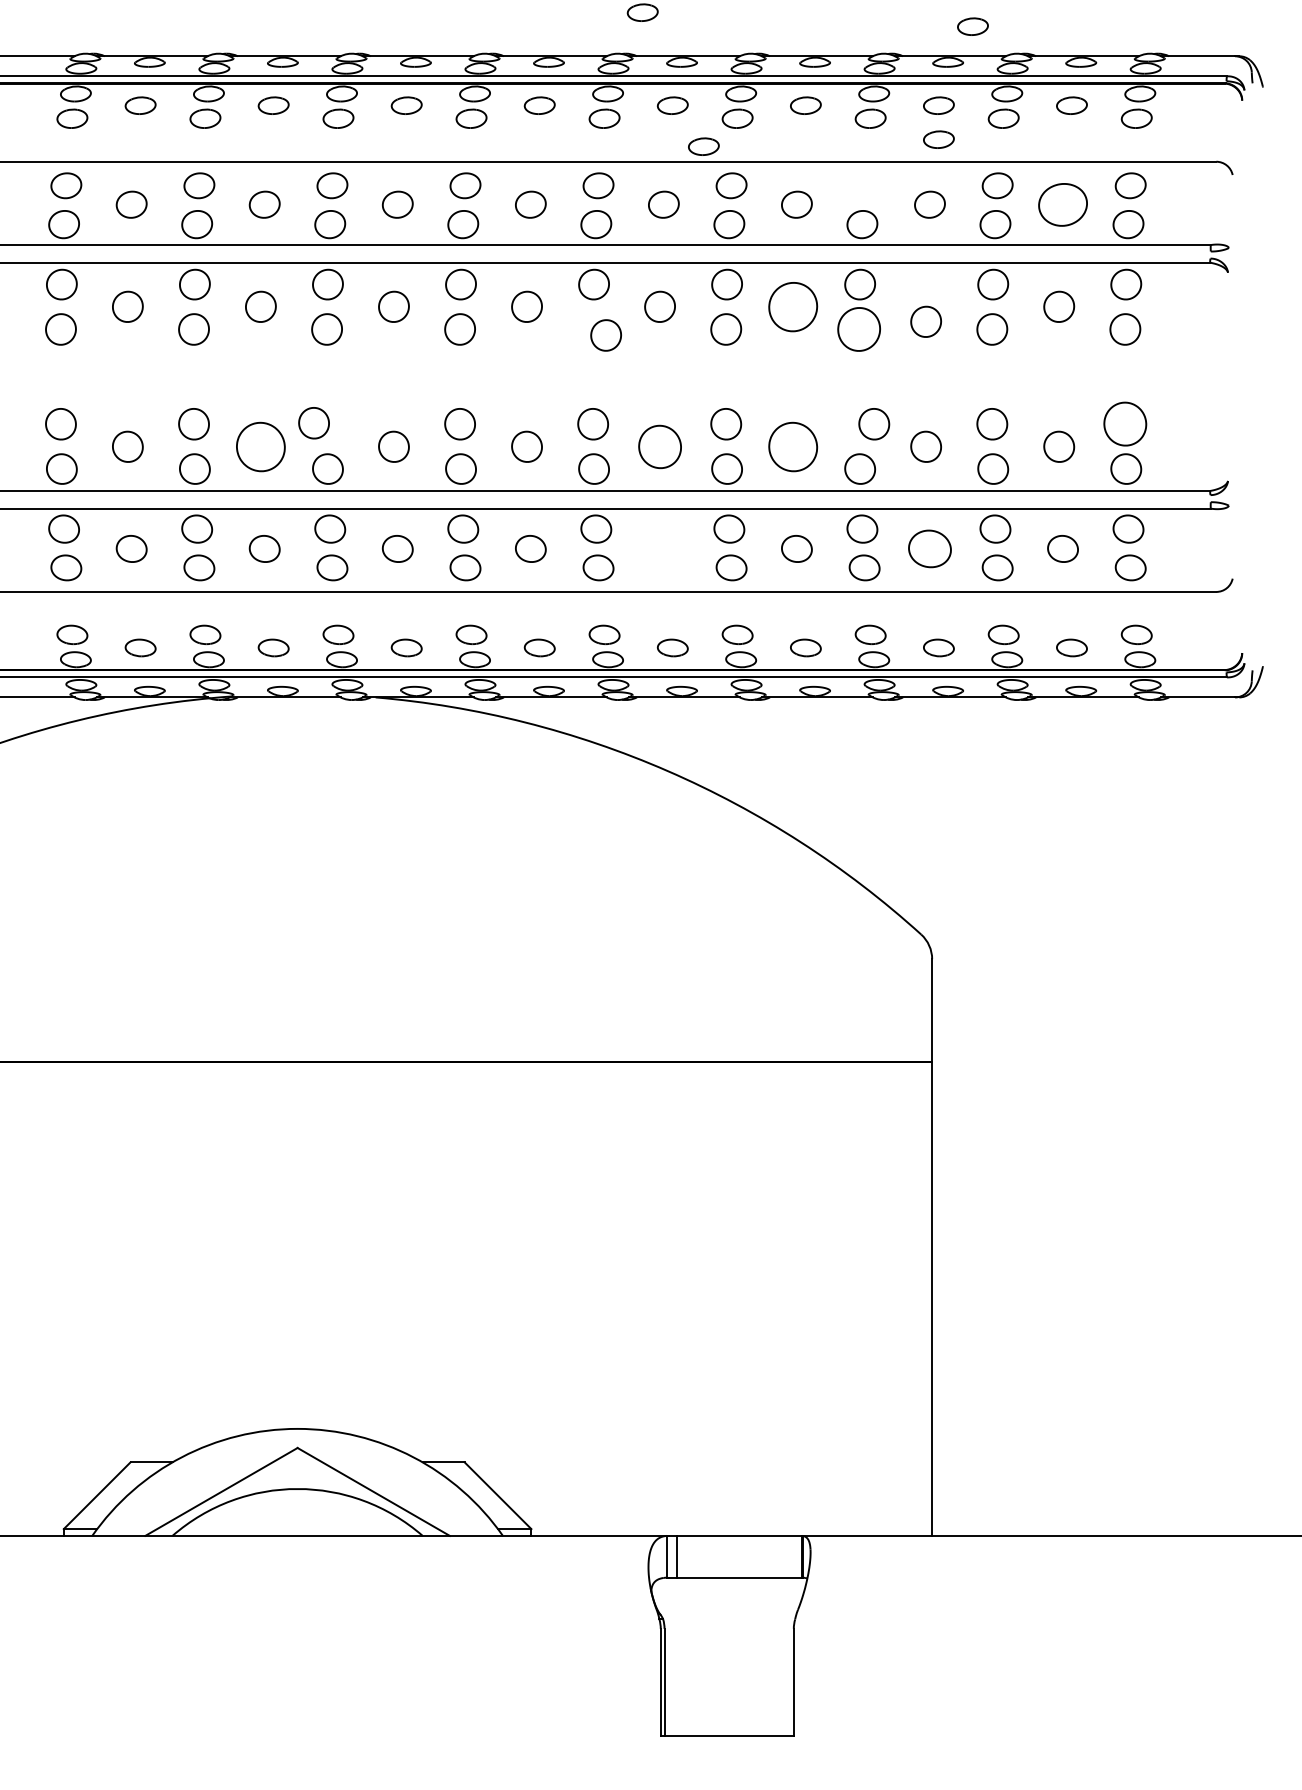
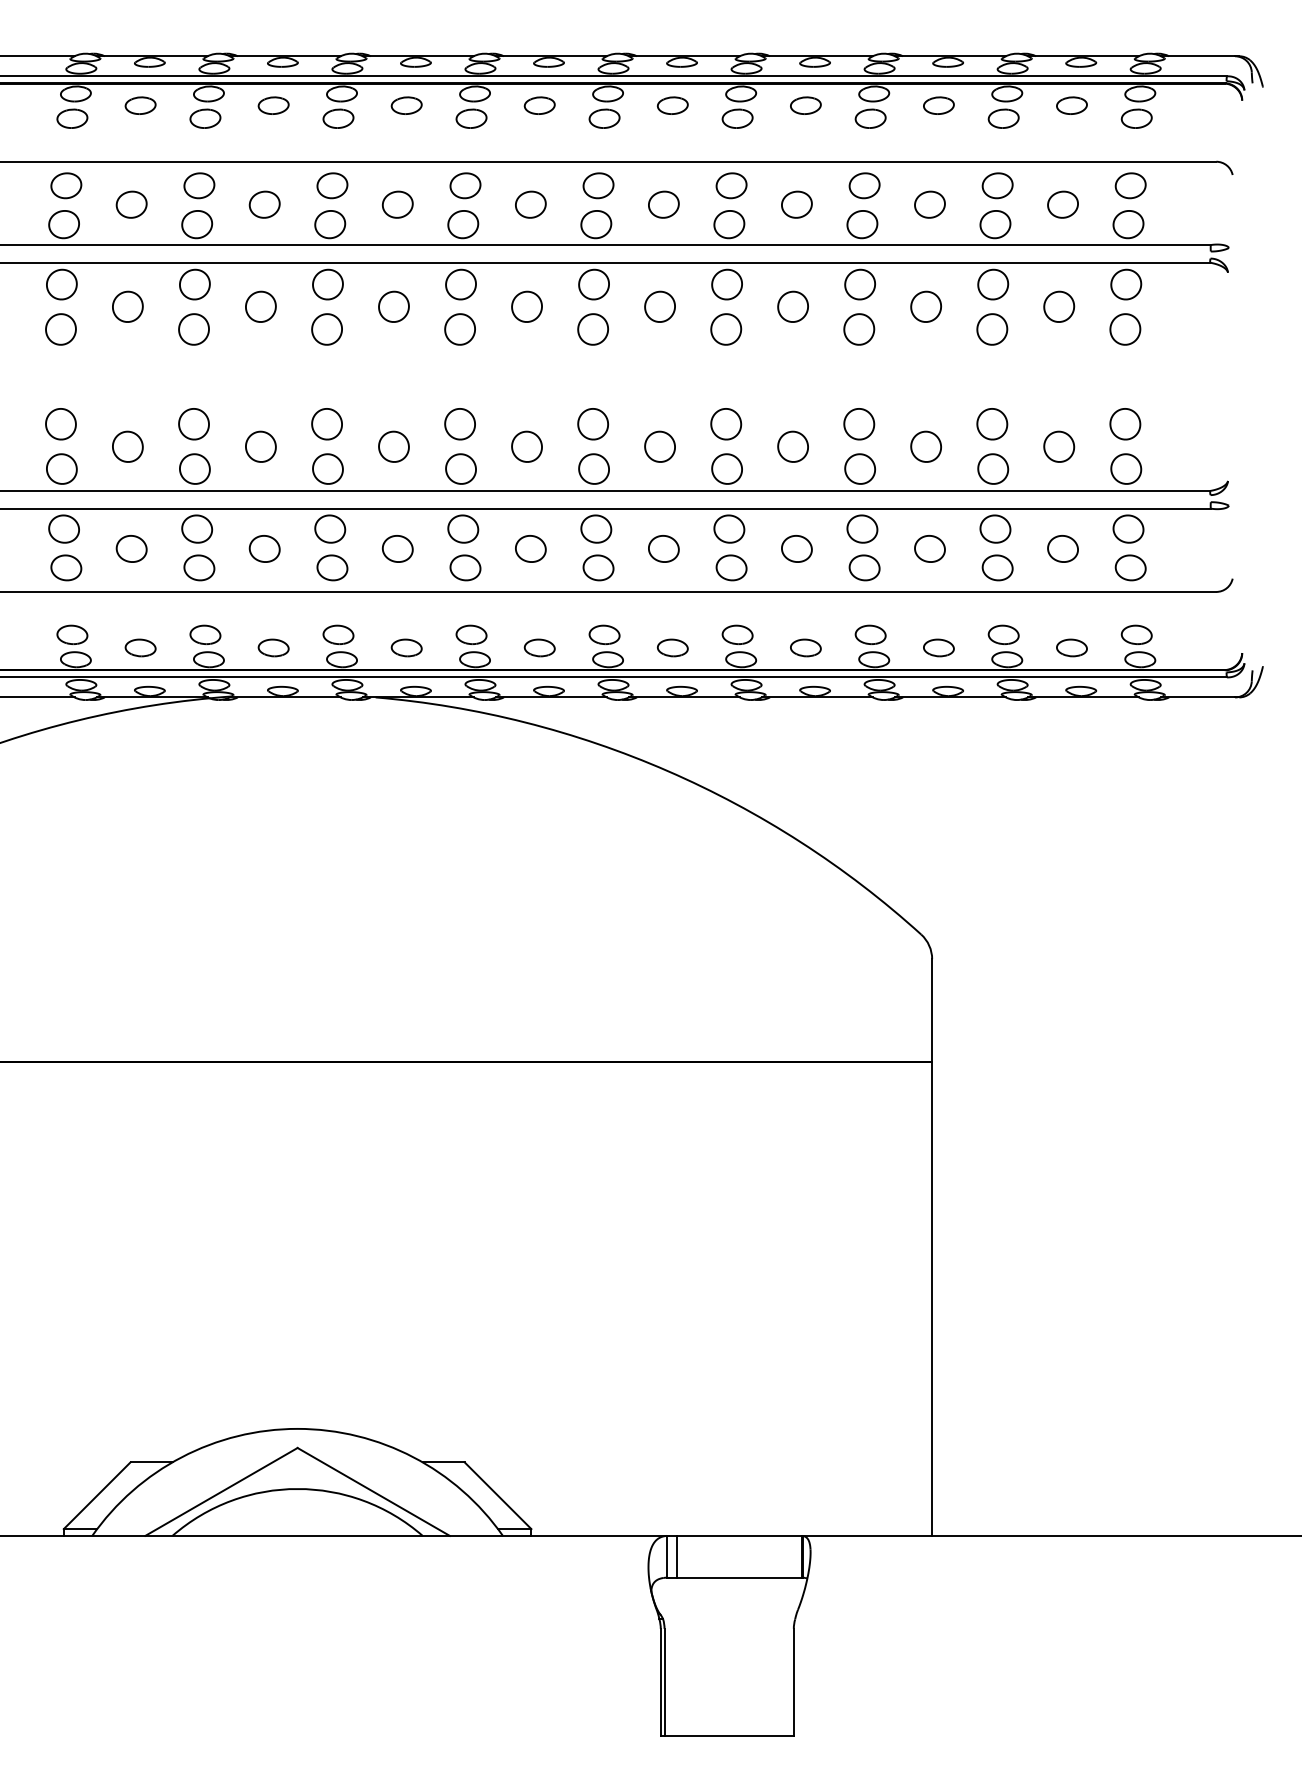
part: present -> none (642, 12)
part: present -> none (972, 26)
part: present -> none (938, 139)
part: present -> none (703, 146)
part: none -> present (864, 185)
part size: 50x44 px -> 32x29 px (1062, 204)
part size: 51x51 px -> 32x33 px (792, 306)
part position: (925, 321) -> (925, 306) (925, 306)
part size: 44x45 px -> 33x33 px (859, 329)
part position: (605, 335) -> (592, 329) (592, 329)
part position: (313, 423) -> (326, 424) (326, 424)
part size: 45x46 px -> 33x33 px (1125, 424)
part position: (874, 424) -> (859, 424) (859, 424)
part size: 50x52 px -> 32x33 px (260, 446)
part size: 44x46 px -> 32x33 px (659, 446)
part size: 51x52 px -> 32x33 px (792, 446)
part: none -> present (663, 548)
part size: 44x40 px -> 32x28 px (929, 548)
